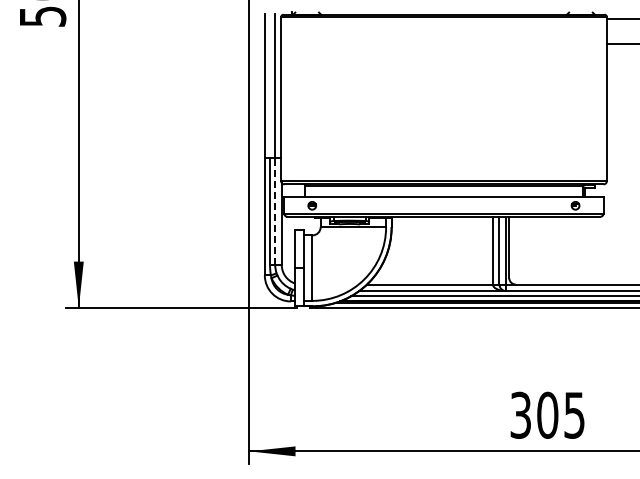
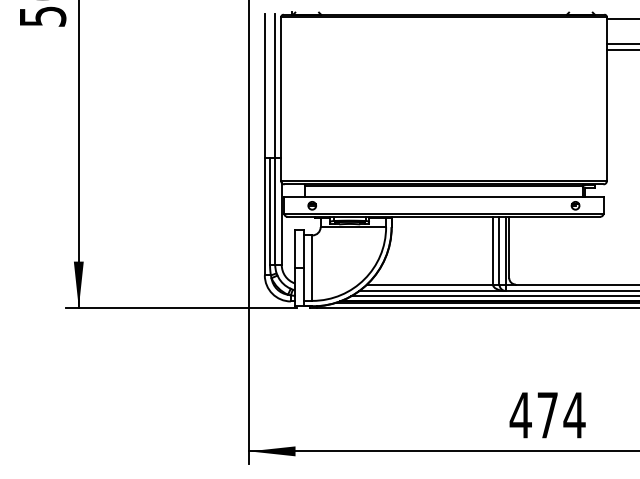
line: none -> present (621, 49)
line: dashed -> solid (275, 211)
text: 305 -> 474 (547, 414)
